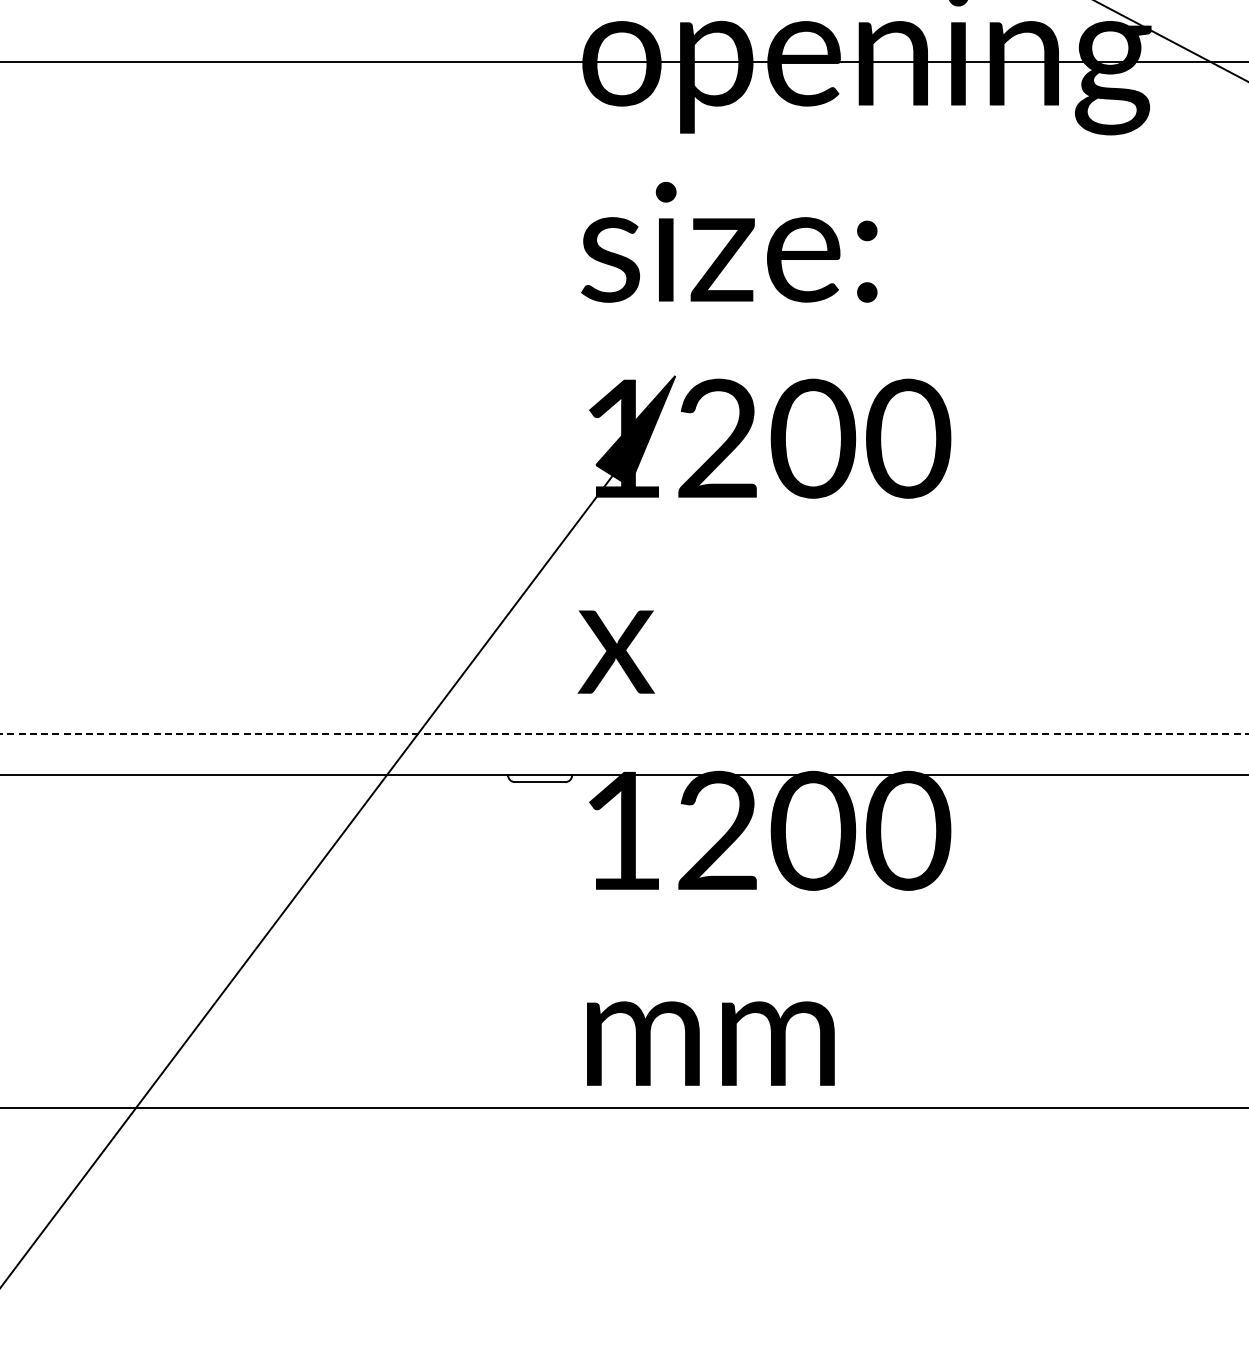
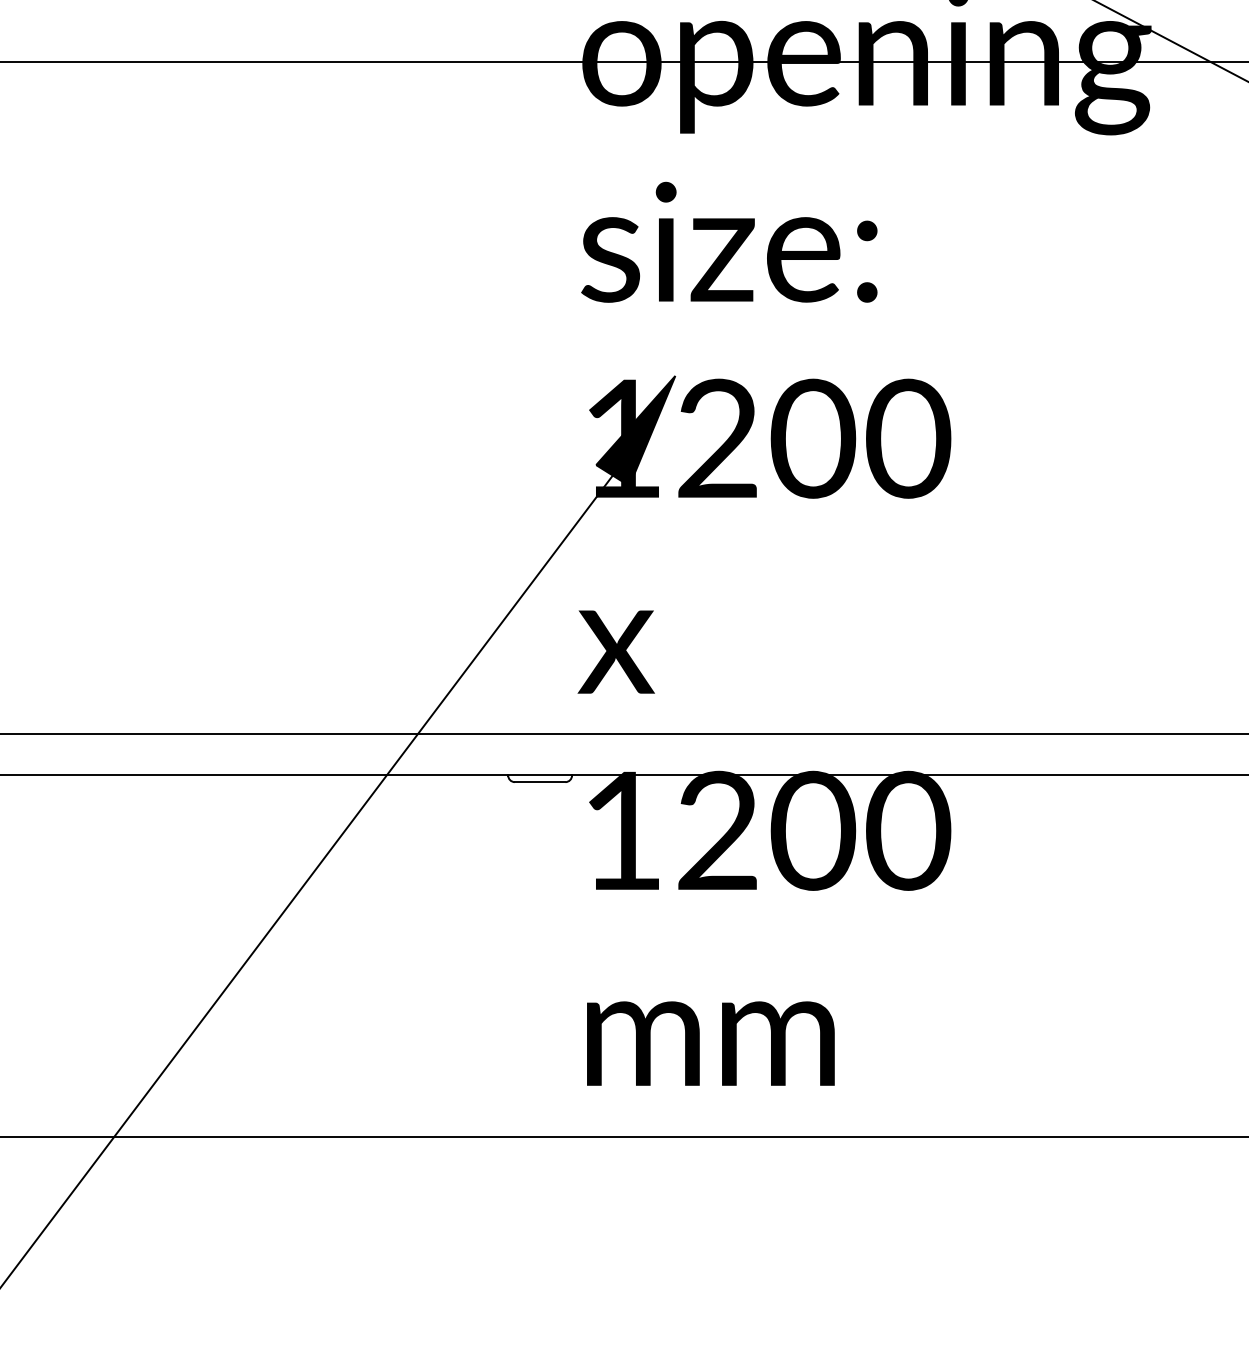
line: dashed -> solid (624, 733)
line position: (623, 1108) -> (623, 1137) (623, 1137)
